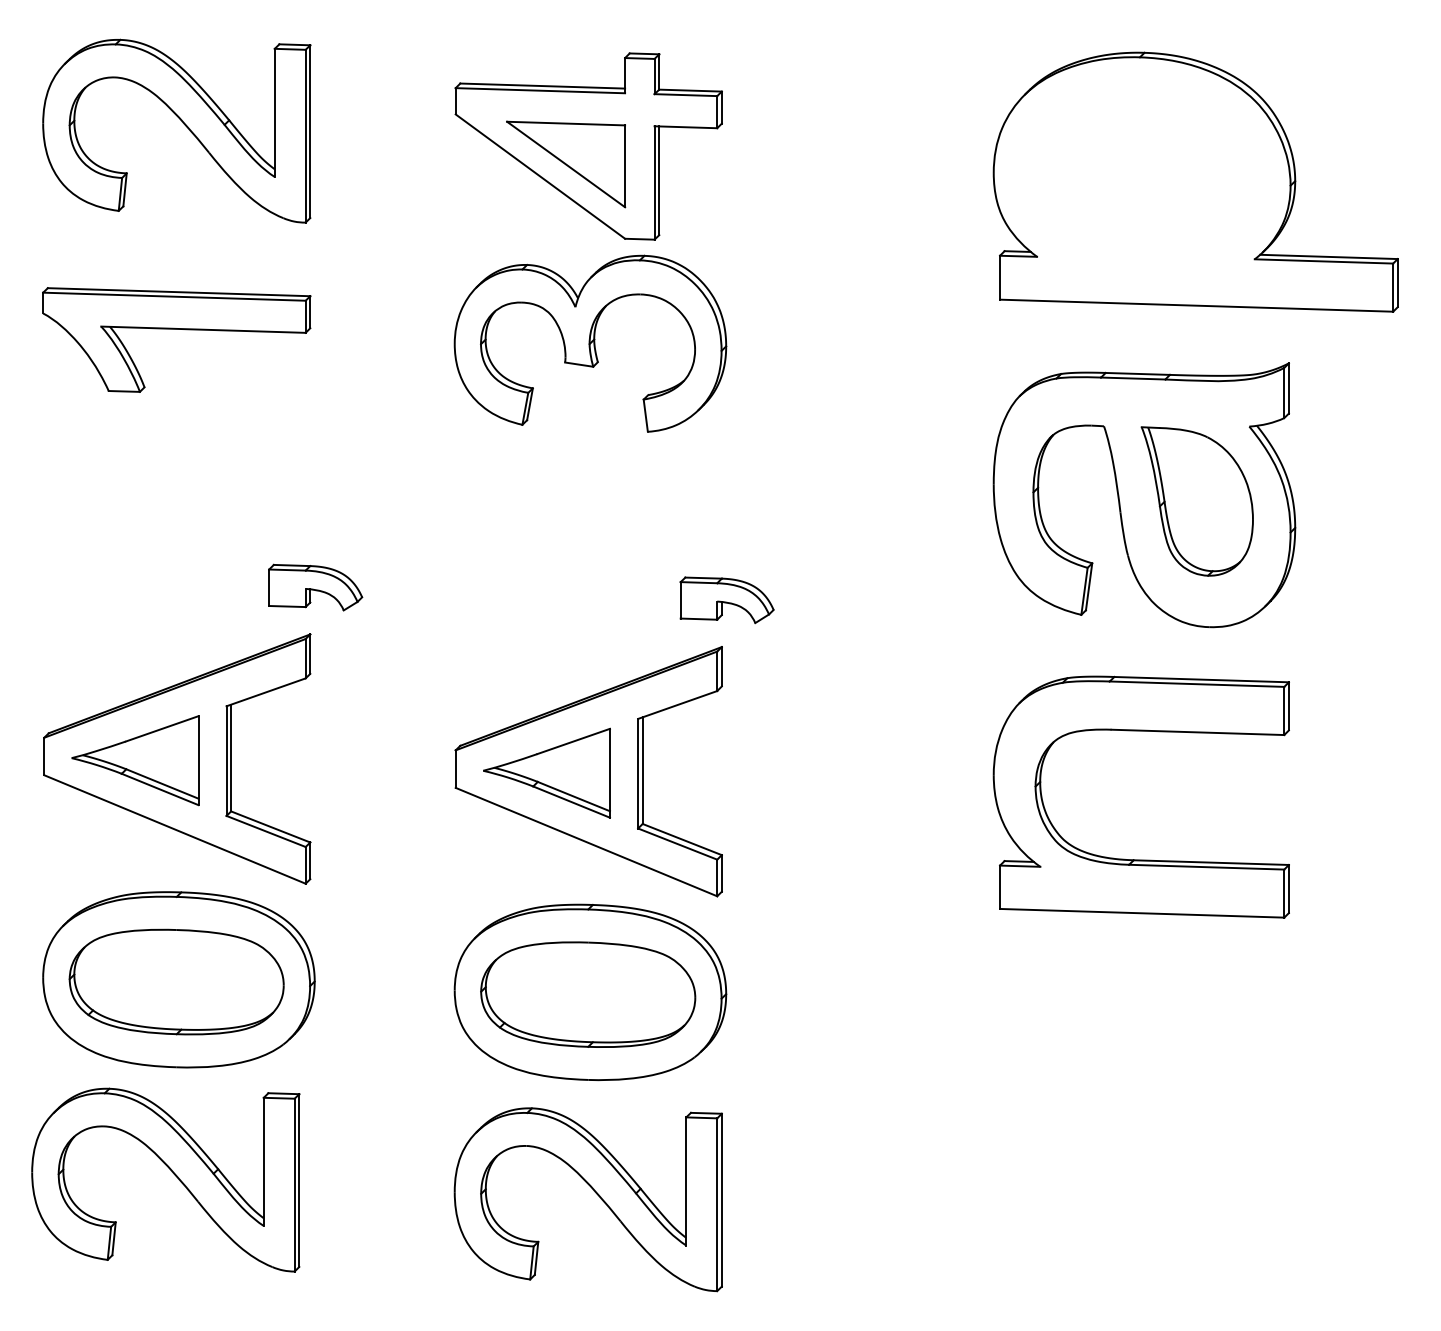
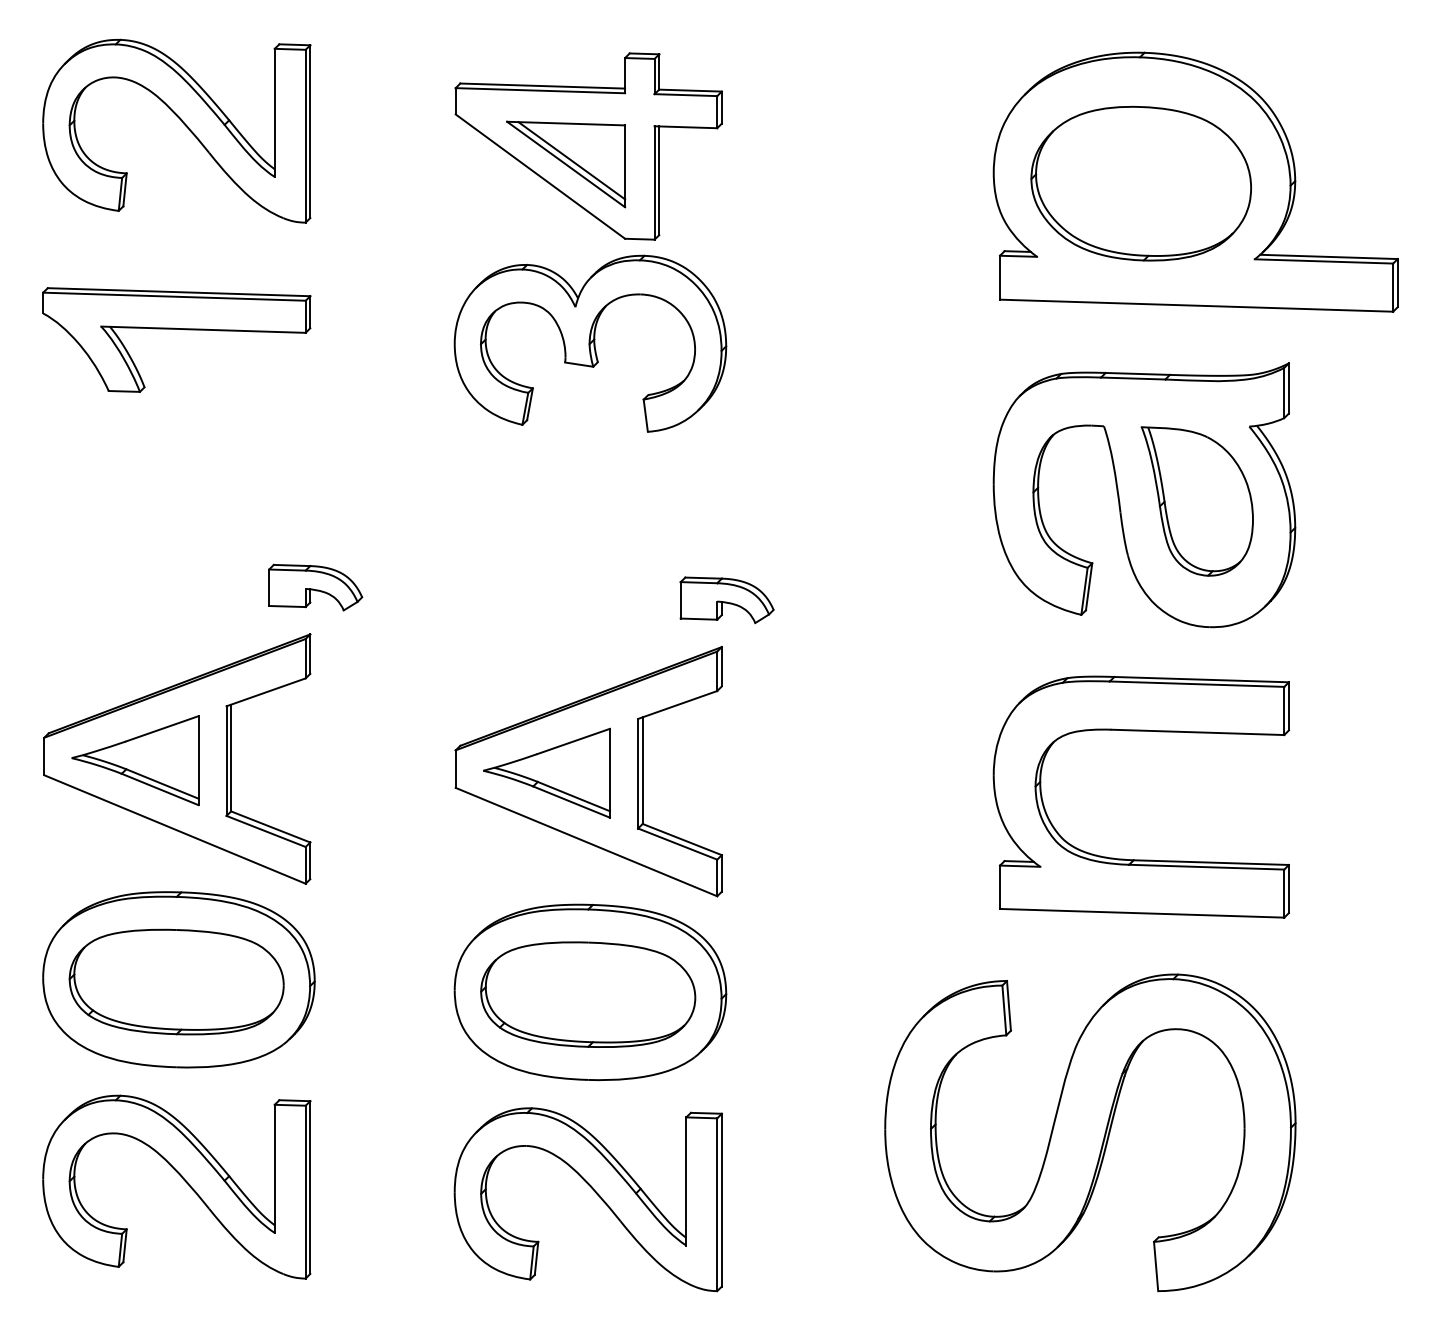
line: none -> present (571, 160)
part: none -> present (1140, 183)
part: none -> present (1090, 1132)
part position: (172, 1173) -> (183, 1180) (183, 1180)
